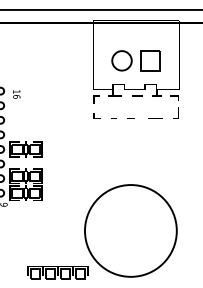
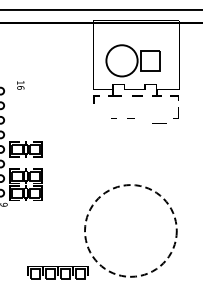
circle diameter: 20 px -> 31 px (121, 60)
text position: (16, 94) -> (20, 85) (20, 85)
line: present -> none (94, 115)
line position: (155, 118) -> (159, 123) (159, 123)
circle: solid -> dashed (130, 230)
